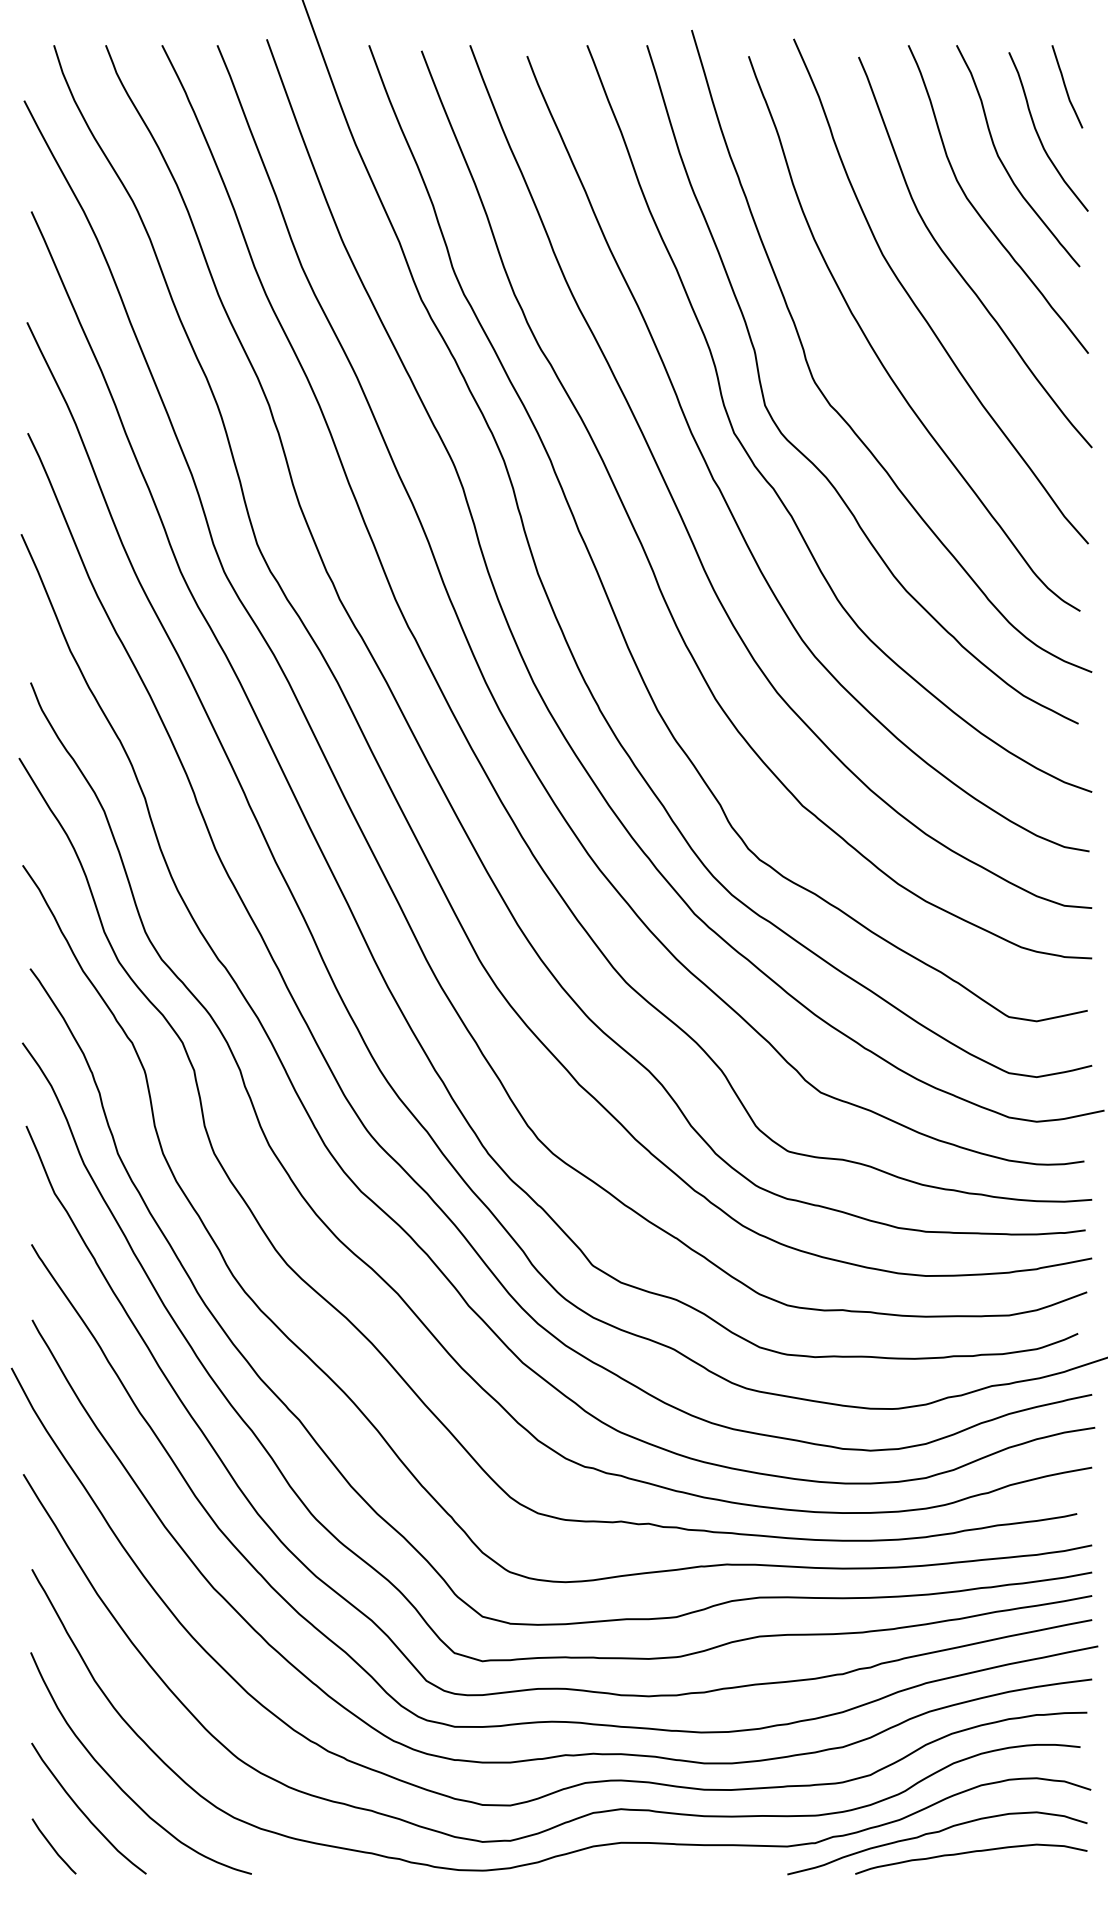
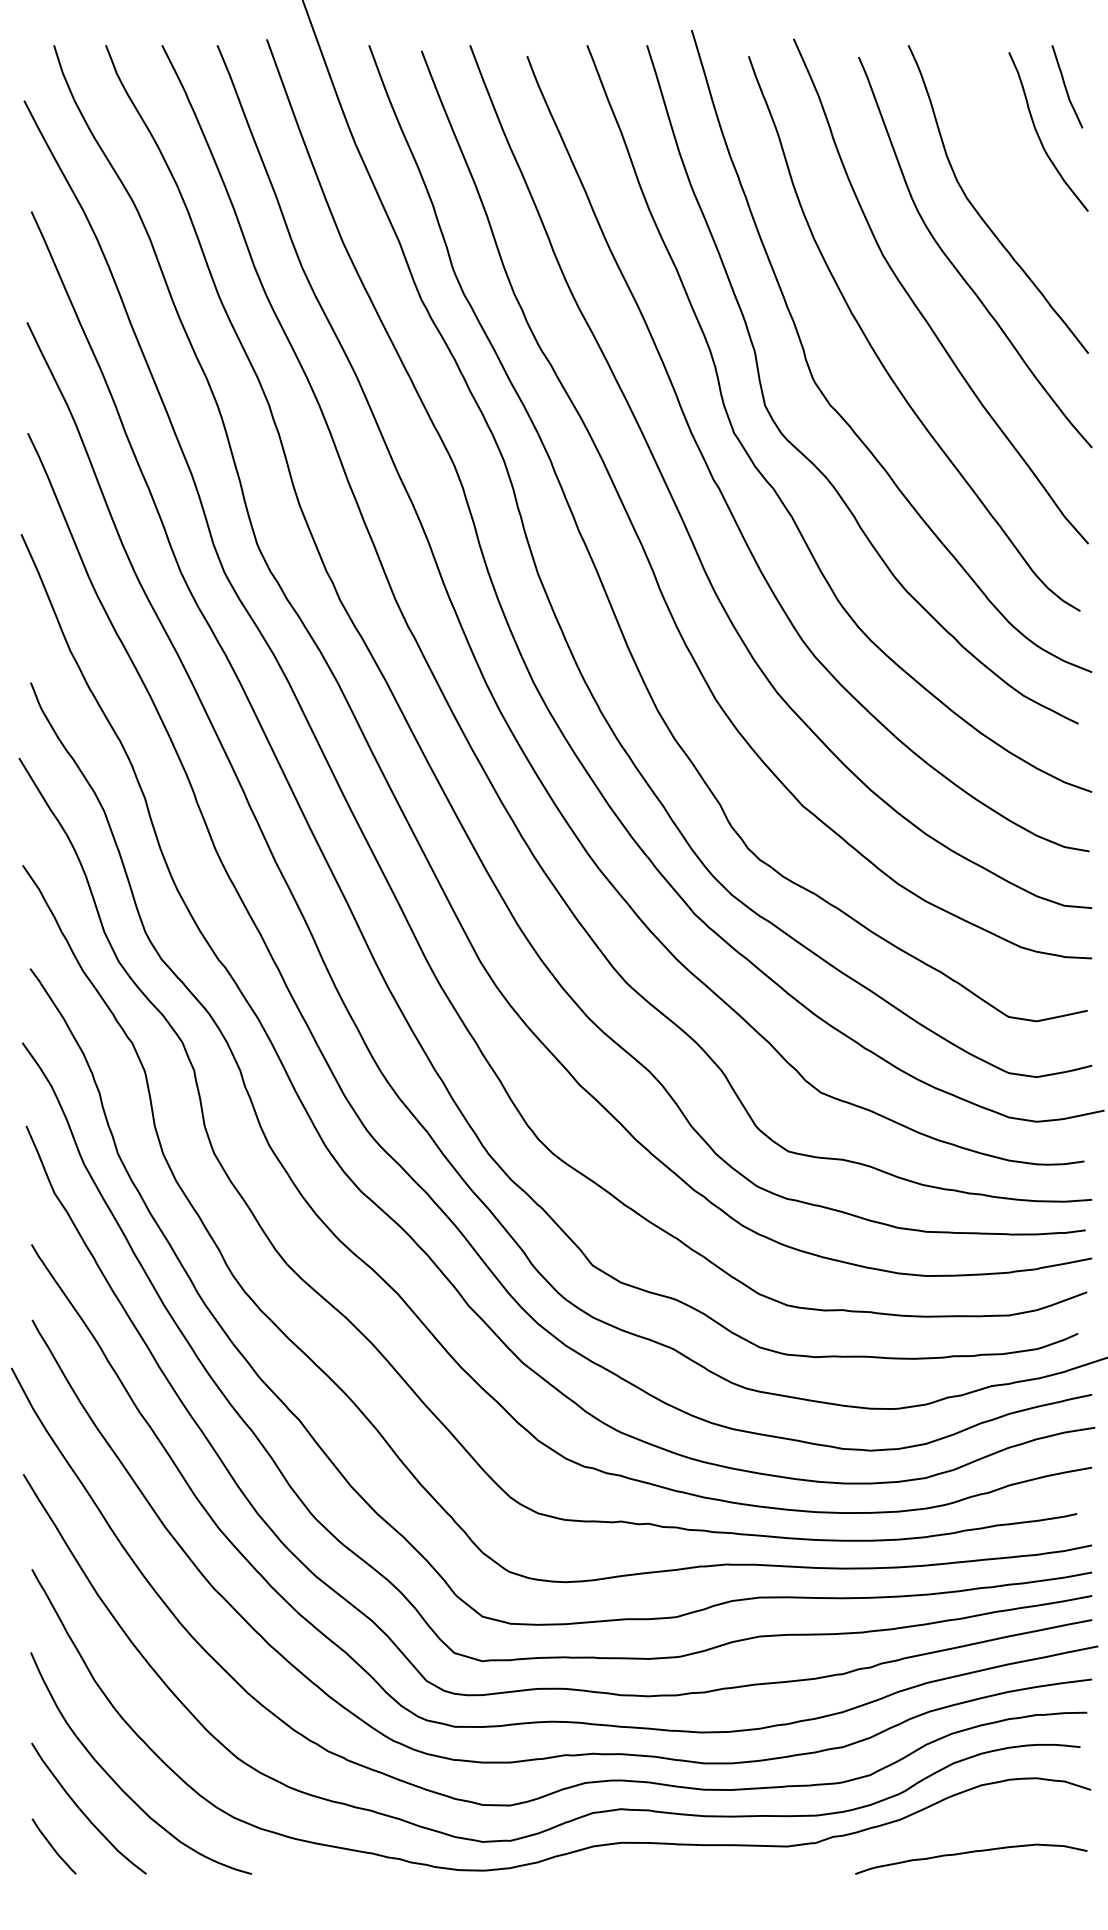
curve: present -> none (1005, 166)
curve: present -> none (936, 1833)
